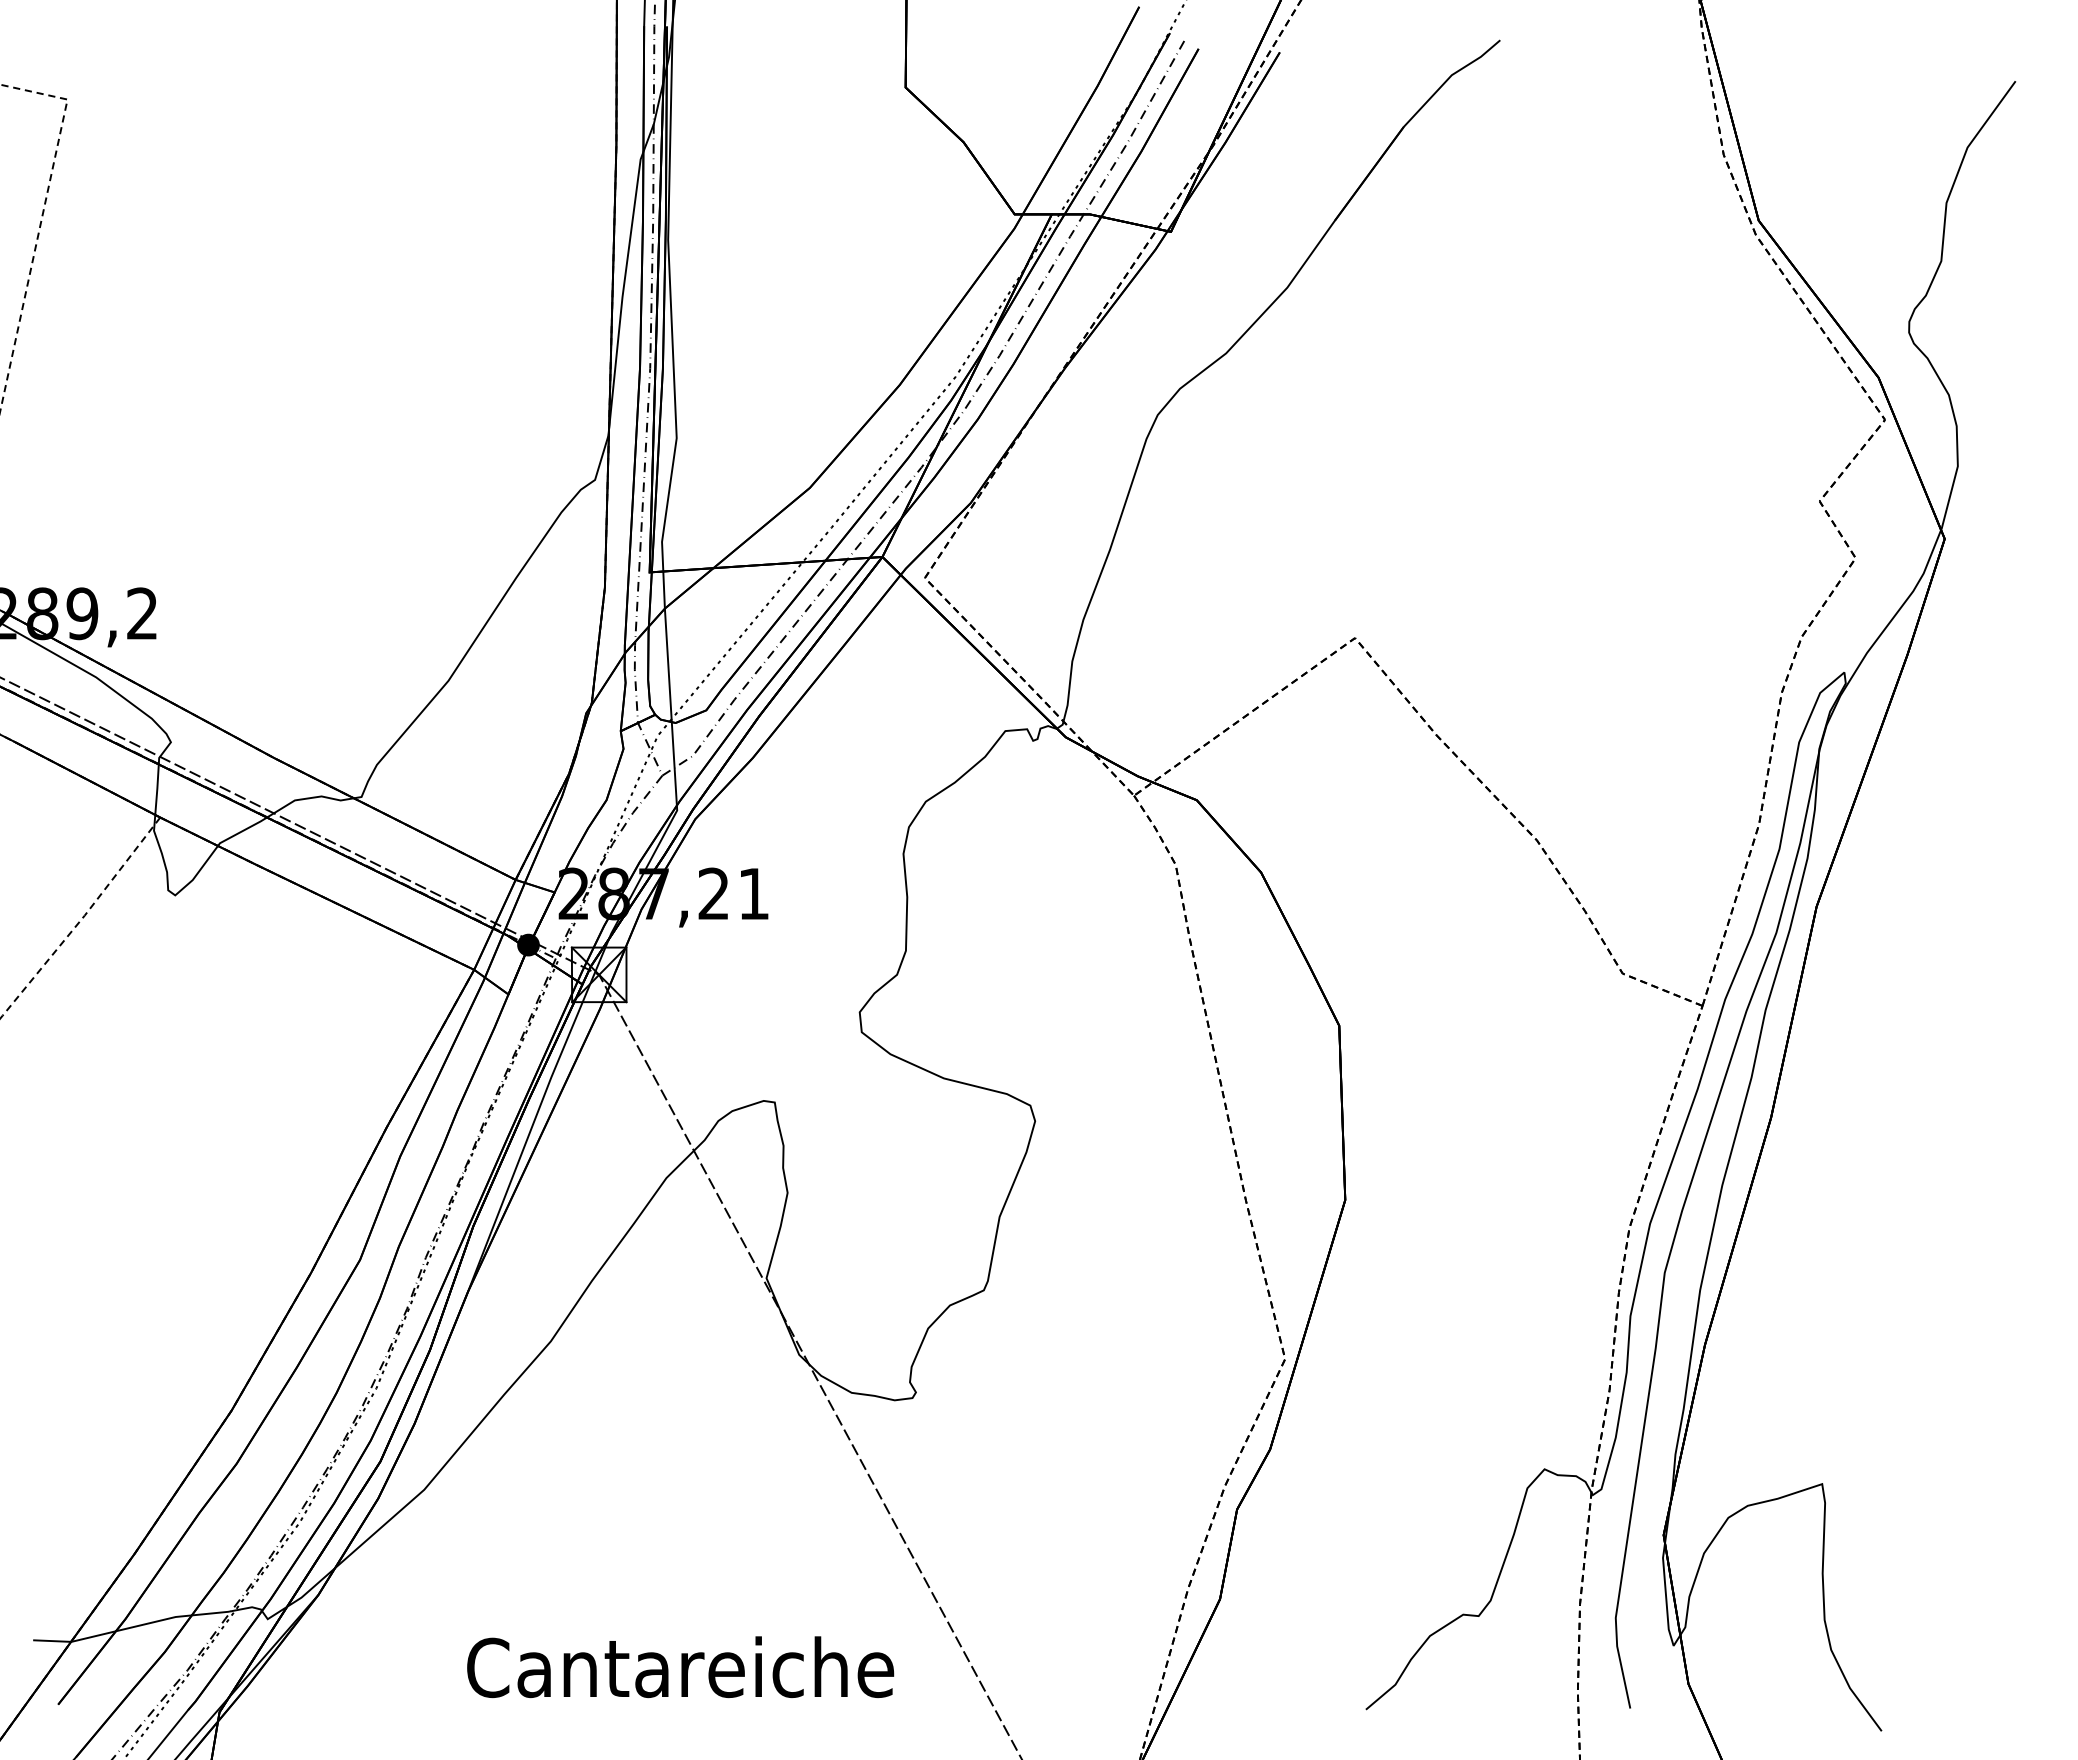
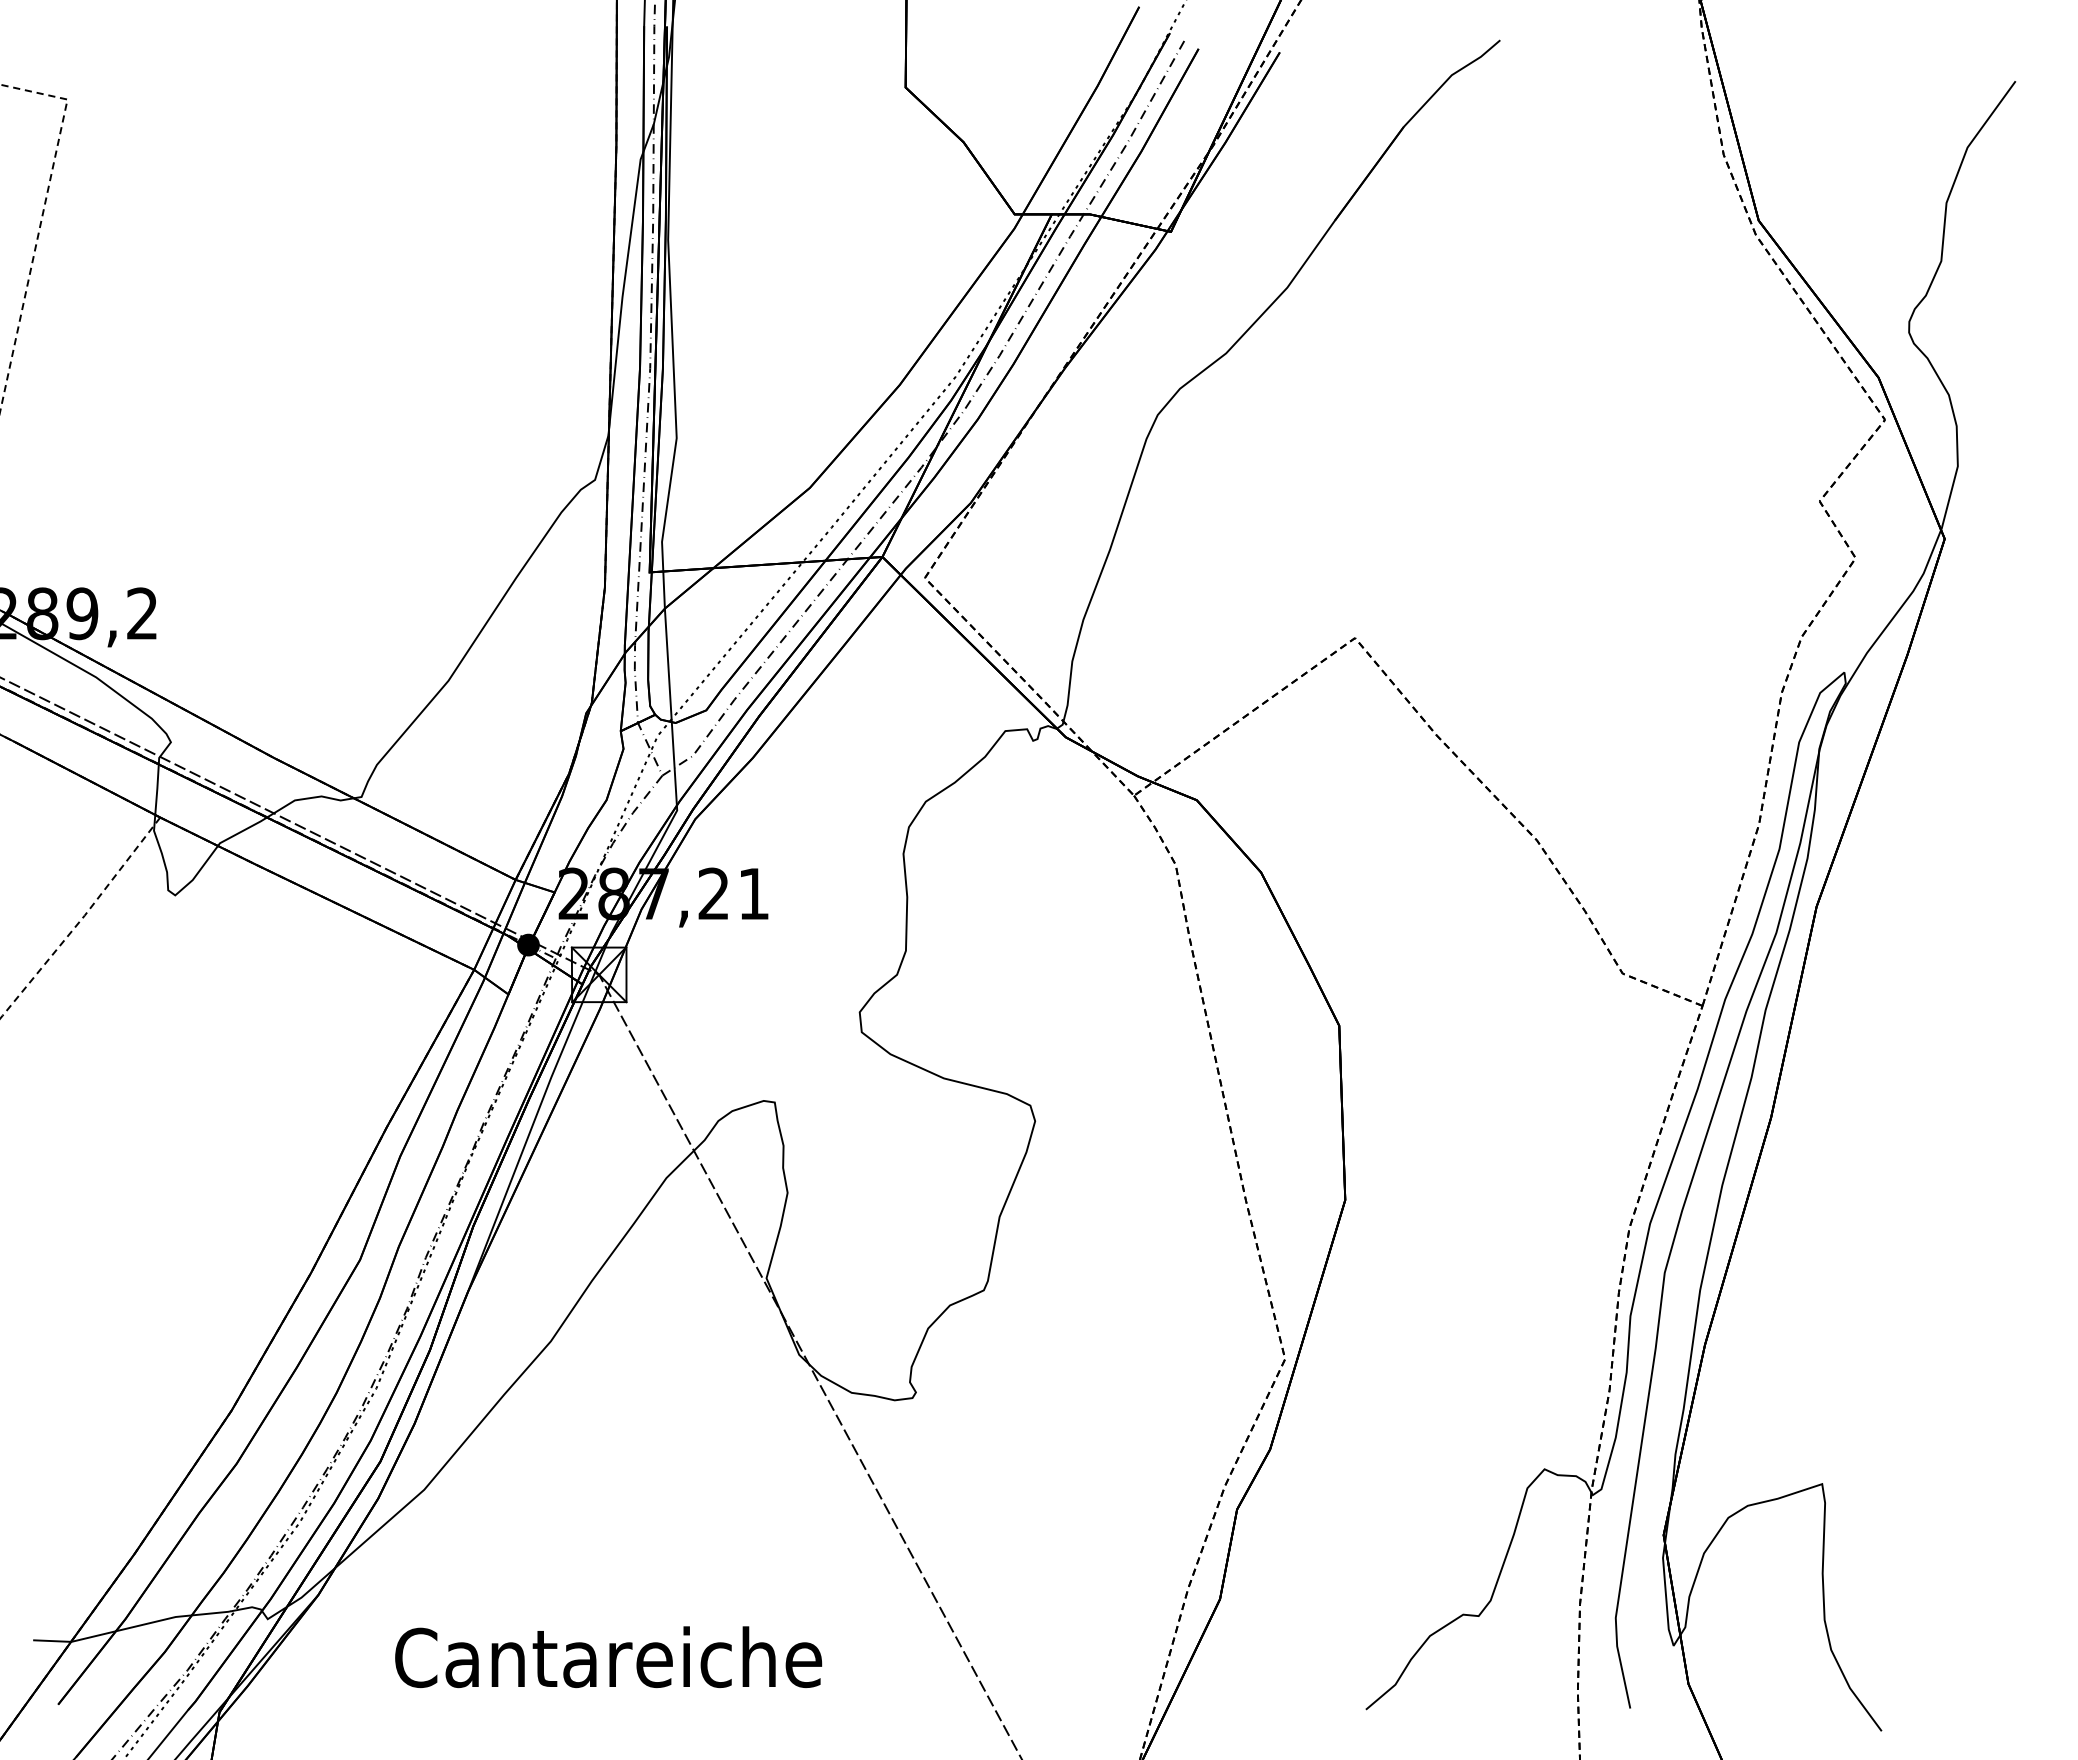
text position: (680, 1667) -> (608, 1657) (608, 1657)
